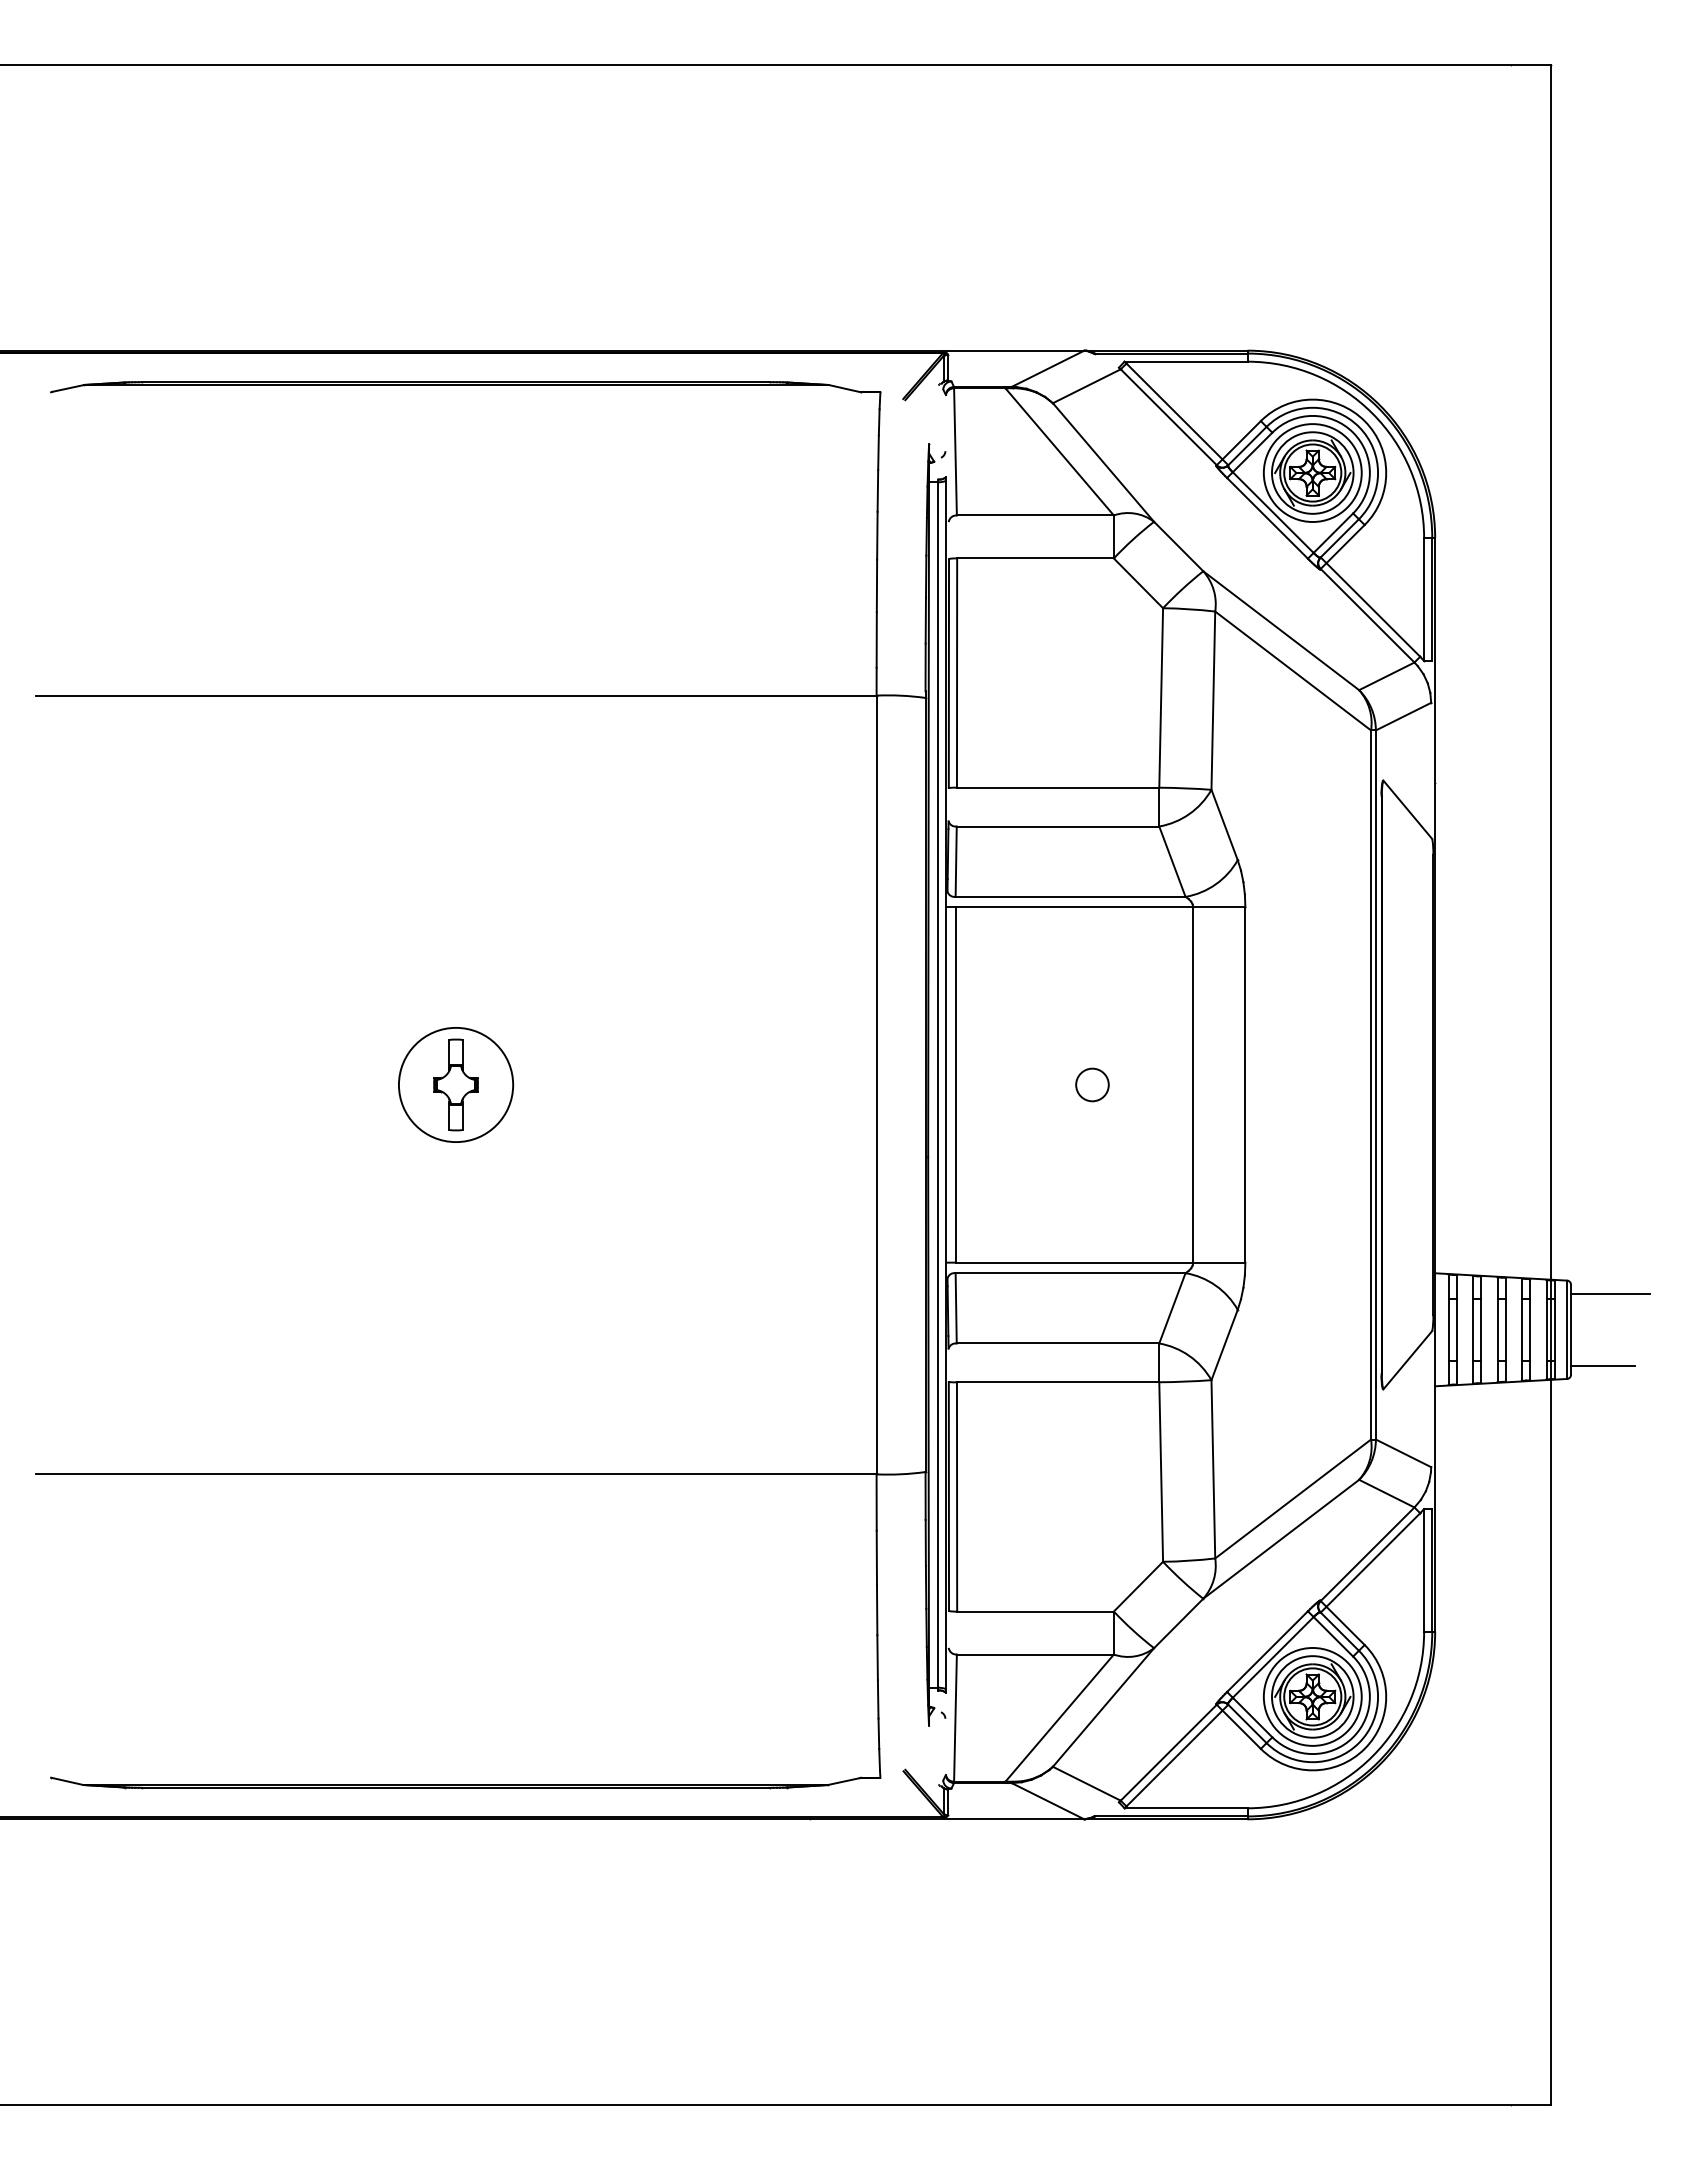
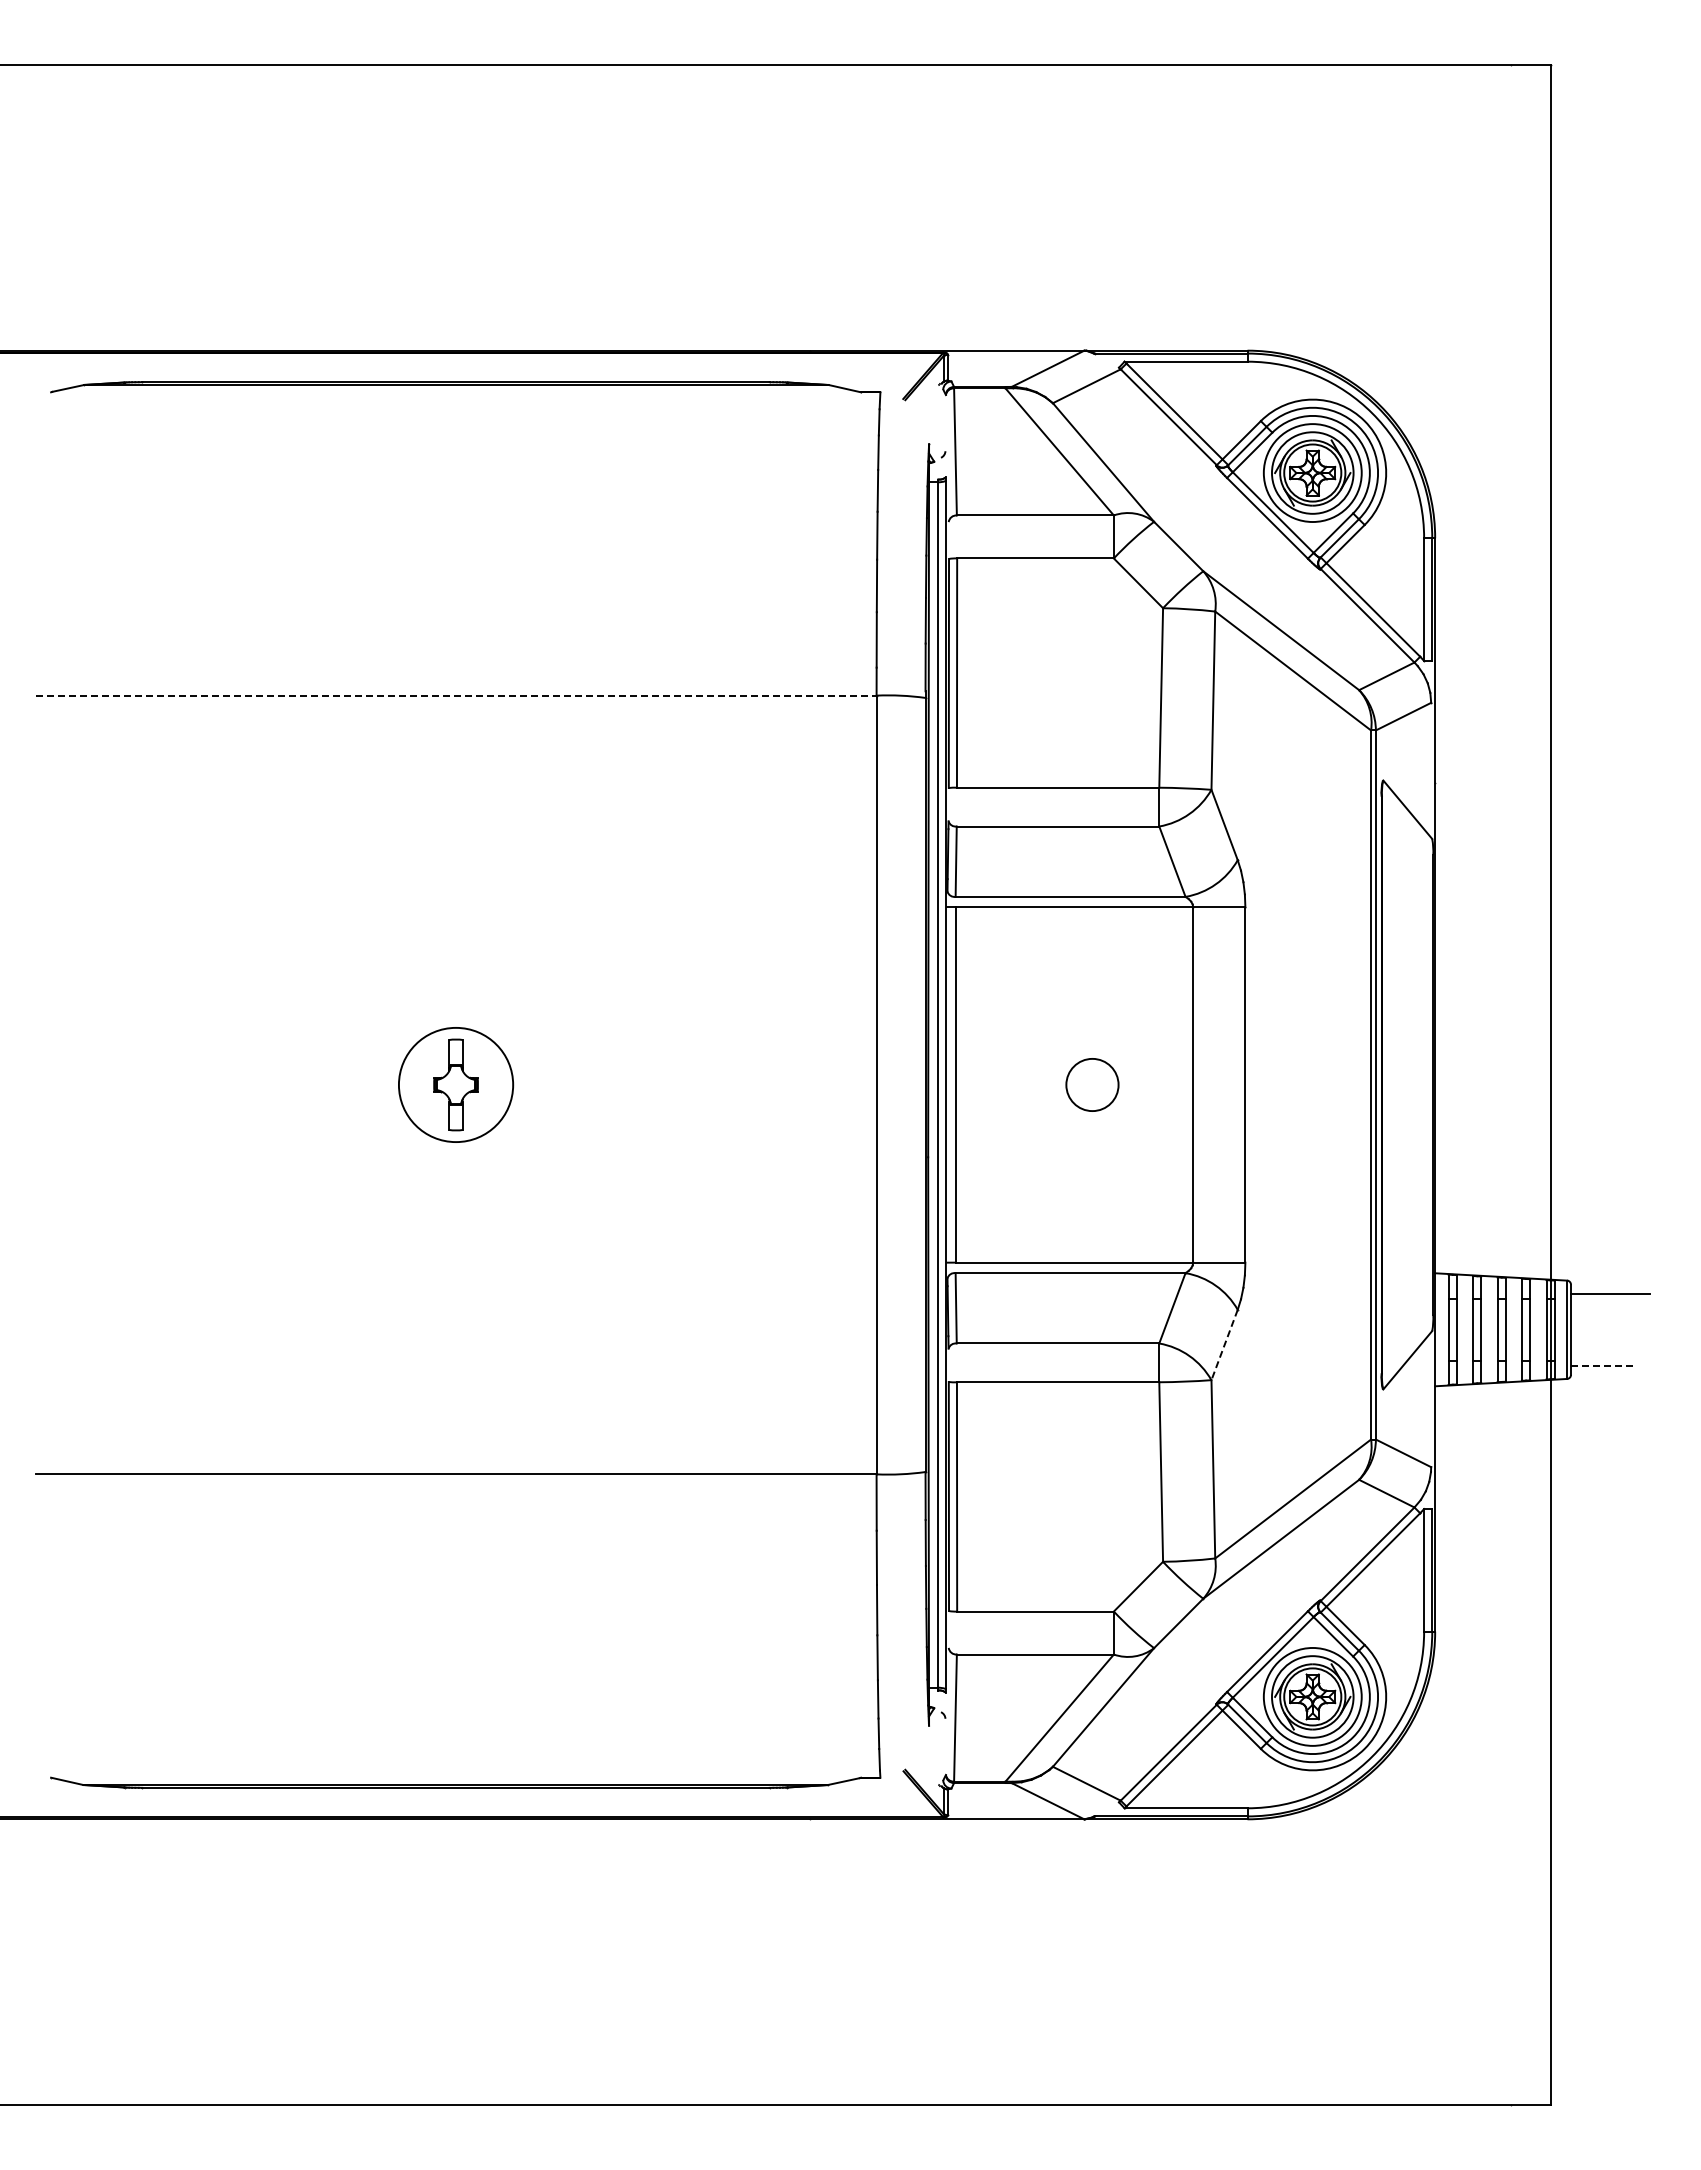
line: solid -> dashed (456, 695)
circle size: 35x36 px -> 55x54 px (1092, 1084)
line: solid -> dashed (1224, 1345)
line: solid -> dashed (1602, 1365)
